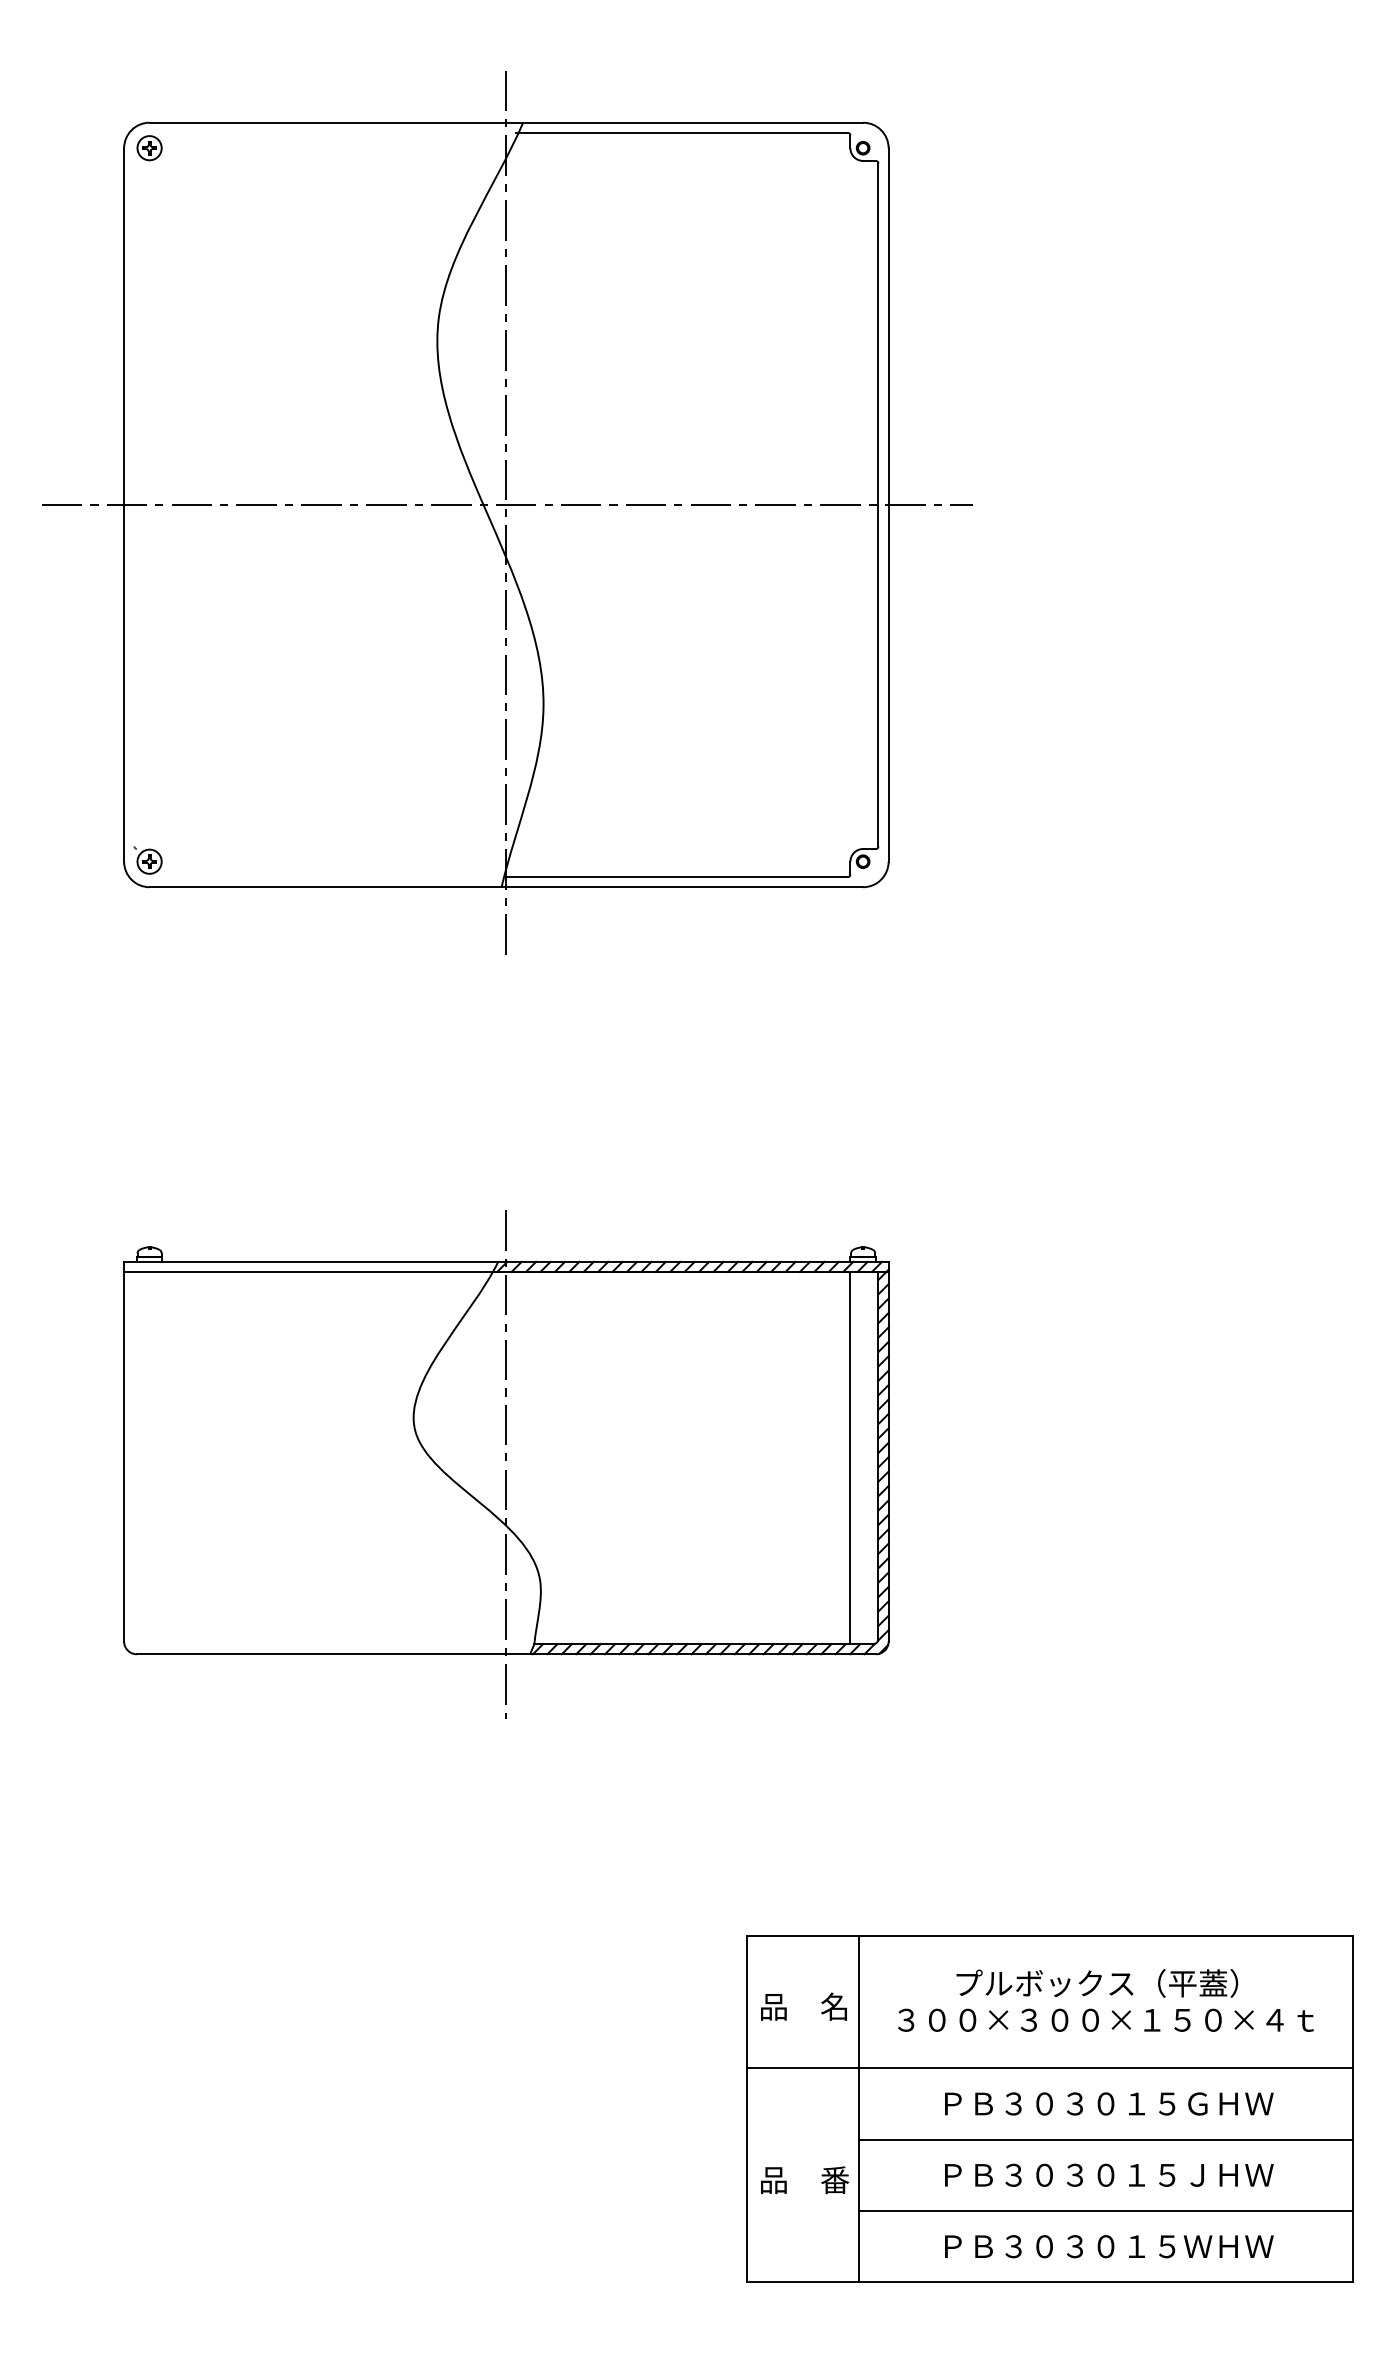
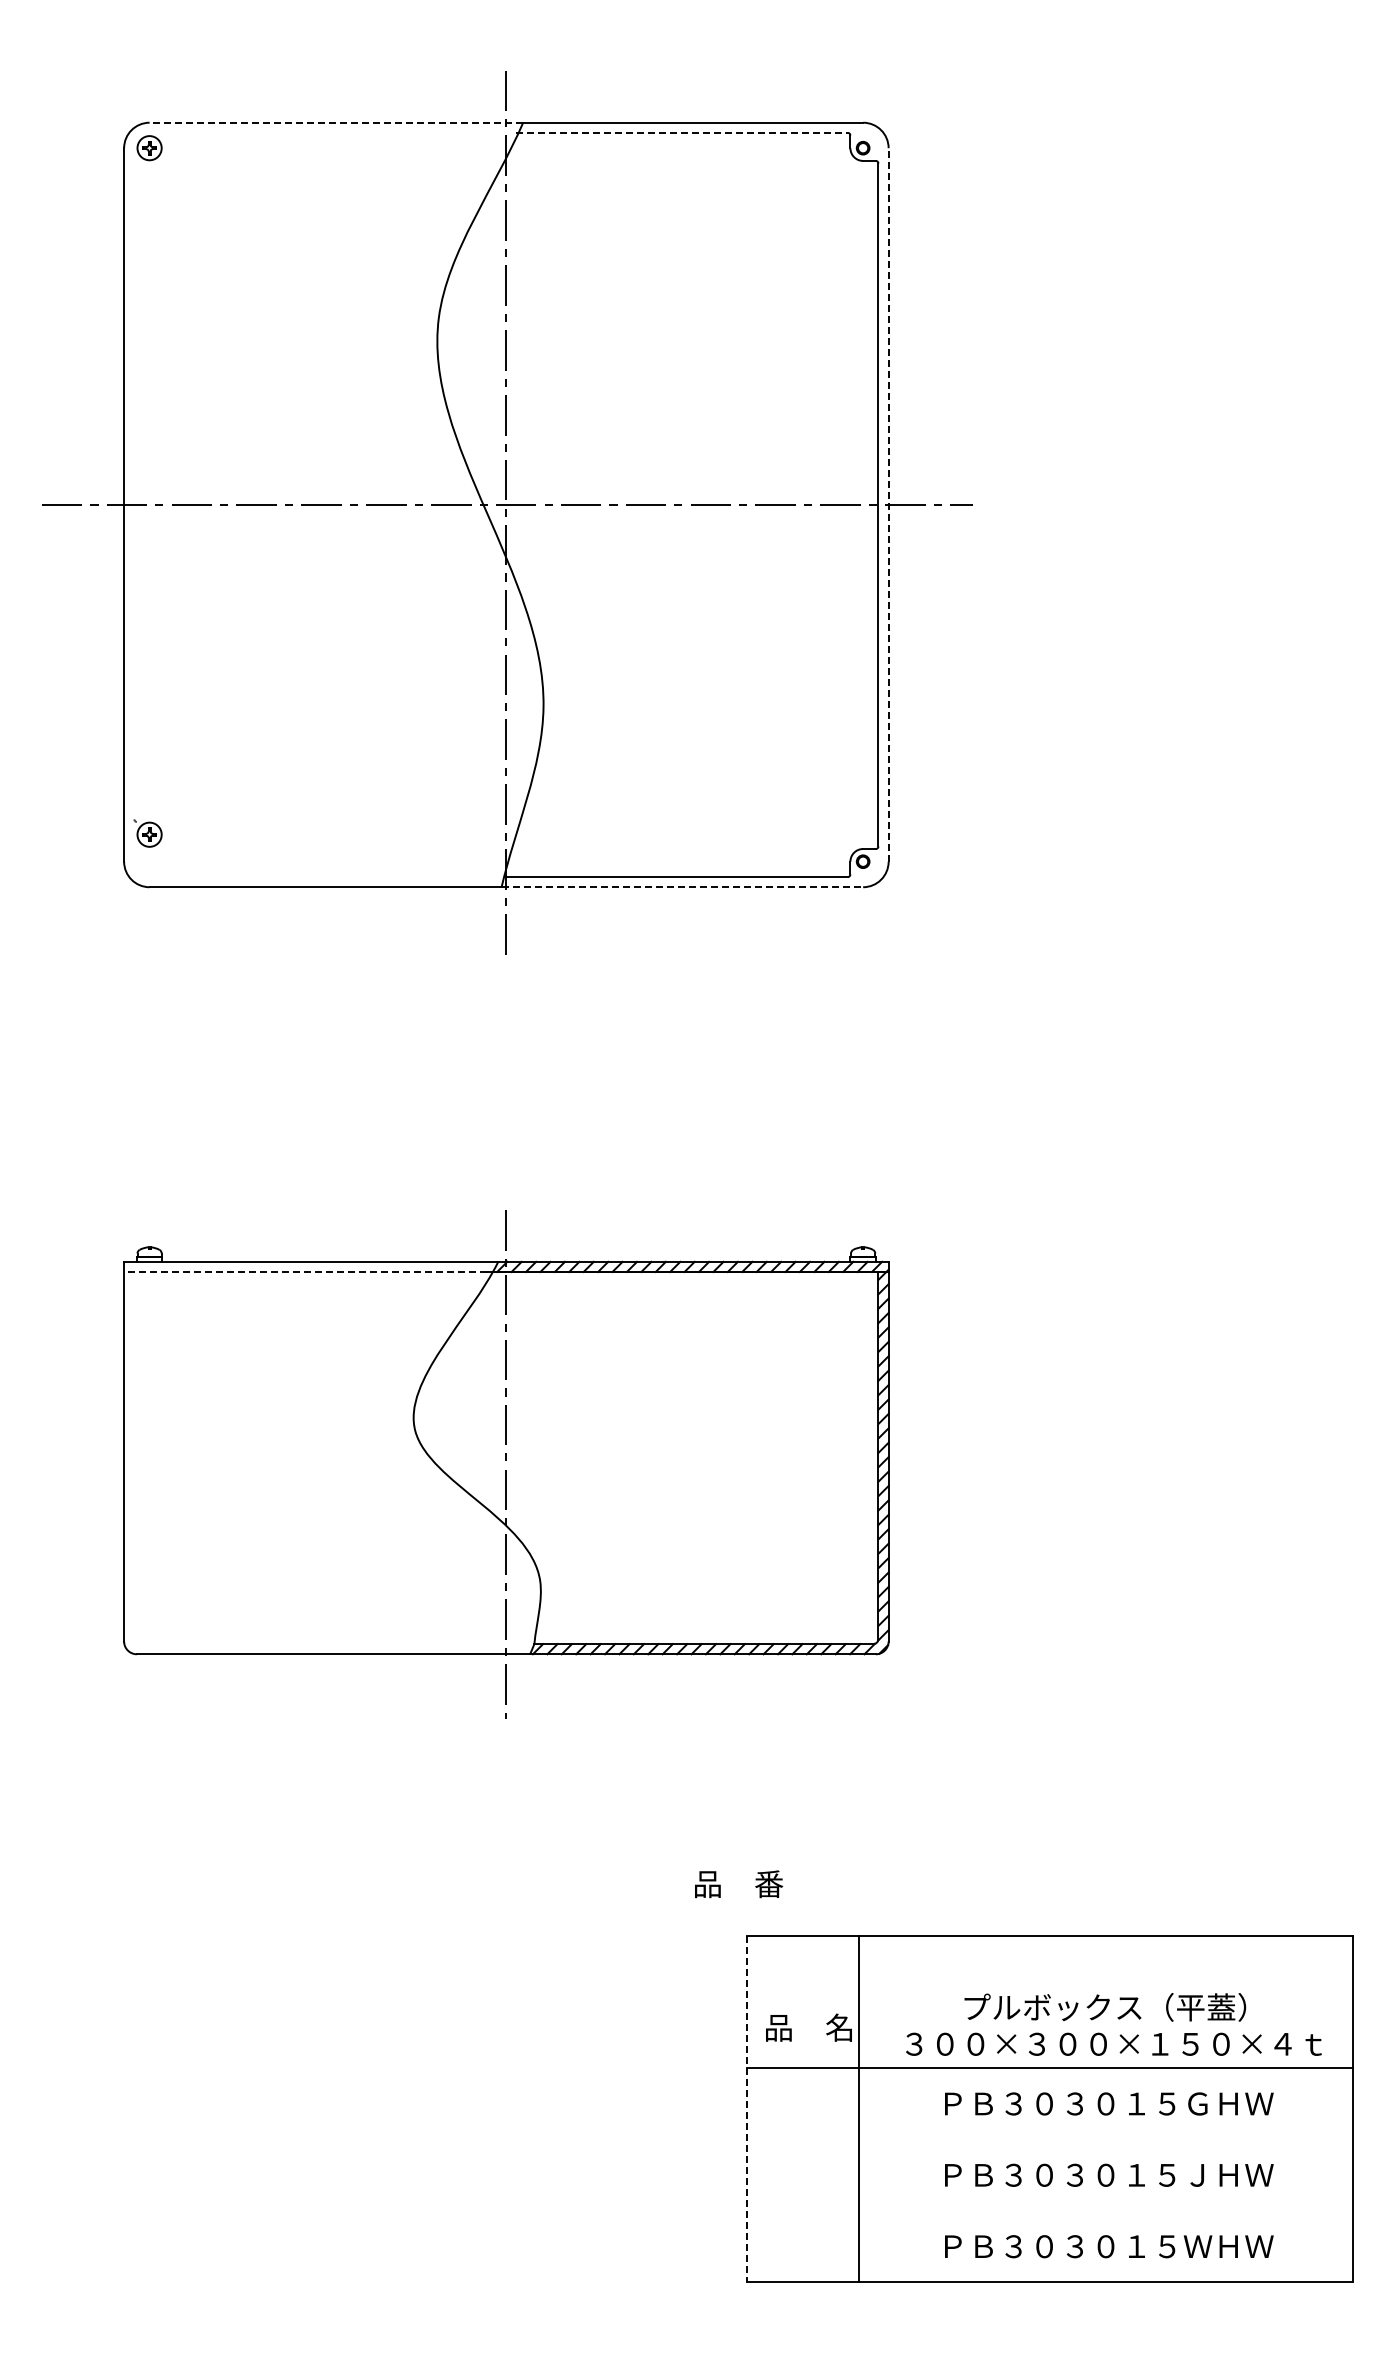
line: solid -> dashed (336, 122)
line: solid -> dashed (682, 132)
line: solid -> dashed (888, 504)
part position: (147, 860) -> (147, 833) (147, 833)
line: solid -> dashed (682, 887)
line: solid -> dashed (305, 1272)
line: present -> none (850, 1458)
text position: (1105, 2000) -> (1113, 2024) (1113, 2024)
text position: (803, 2006) -> (808, 2027) (808, 2027)
line: solid -> dashed (746, 2109)
line: present -> none (1105, 2139)
text position: (805, 2180) -> (739, 1884) (739, 1884)
line: present -> none (1105, 2211)
